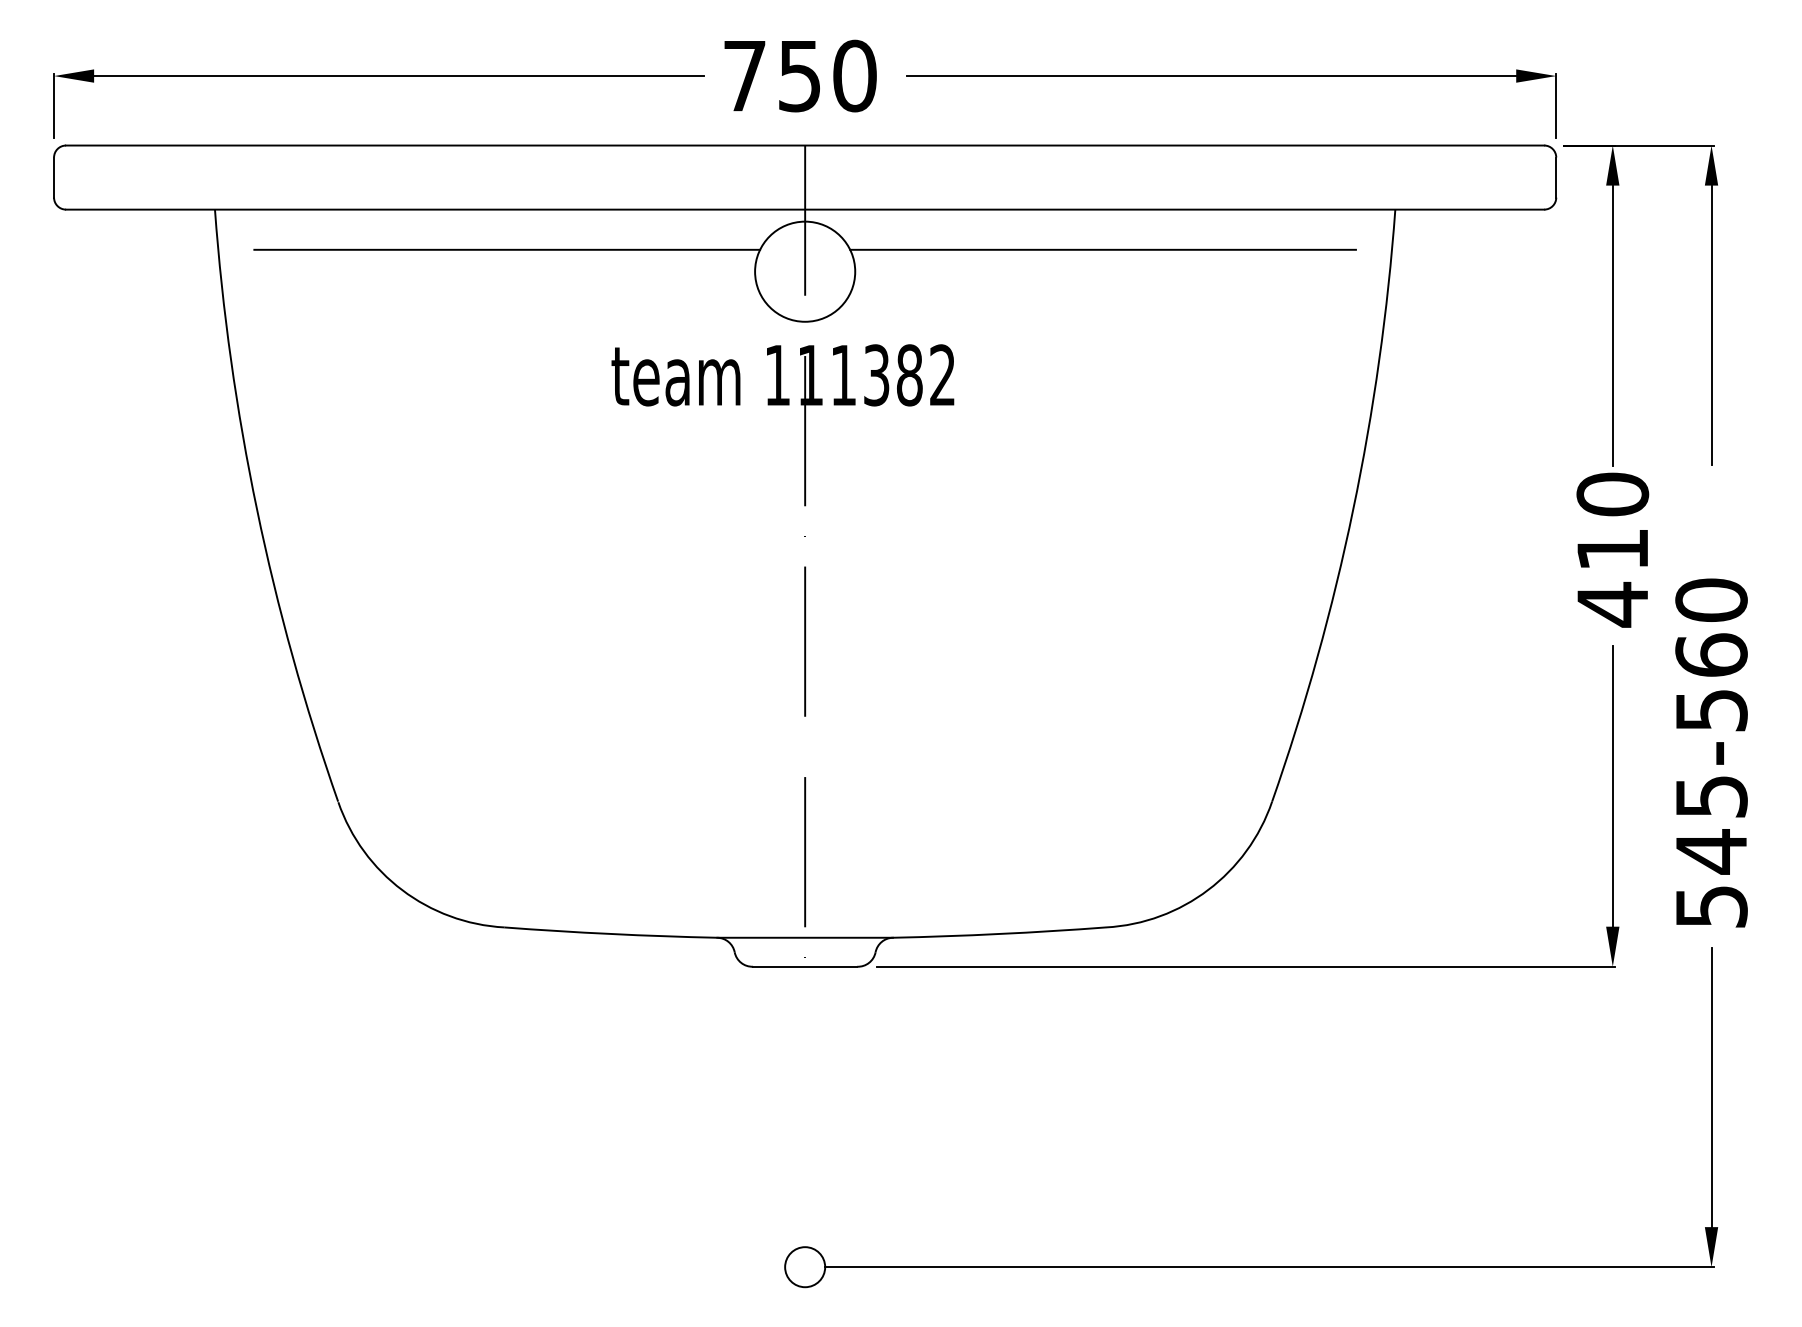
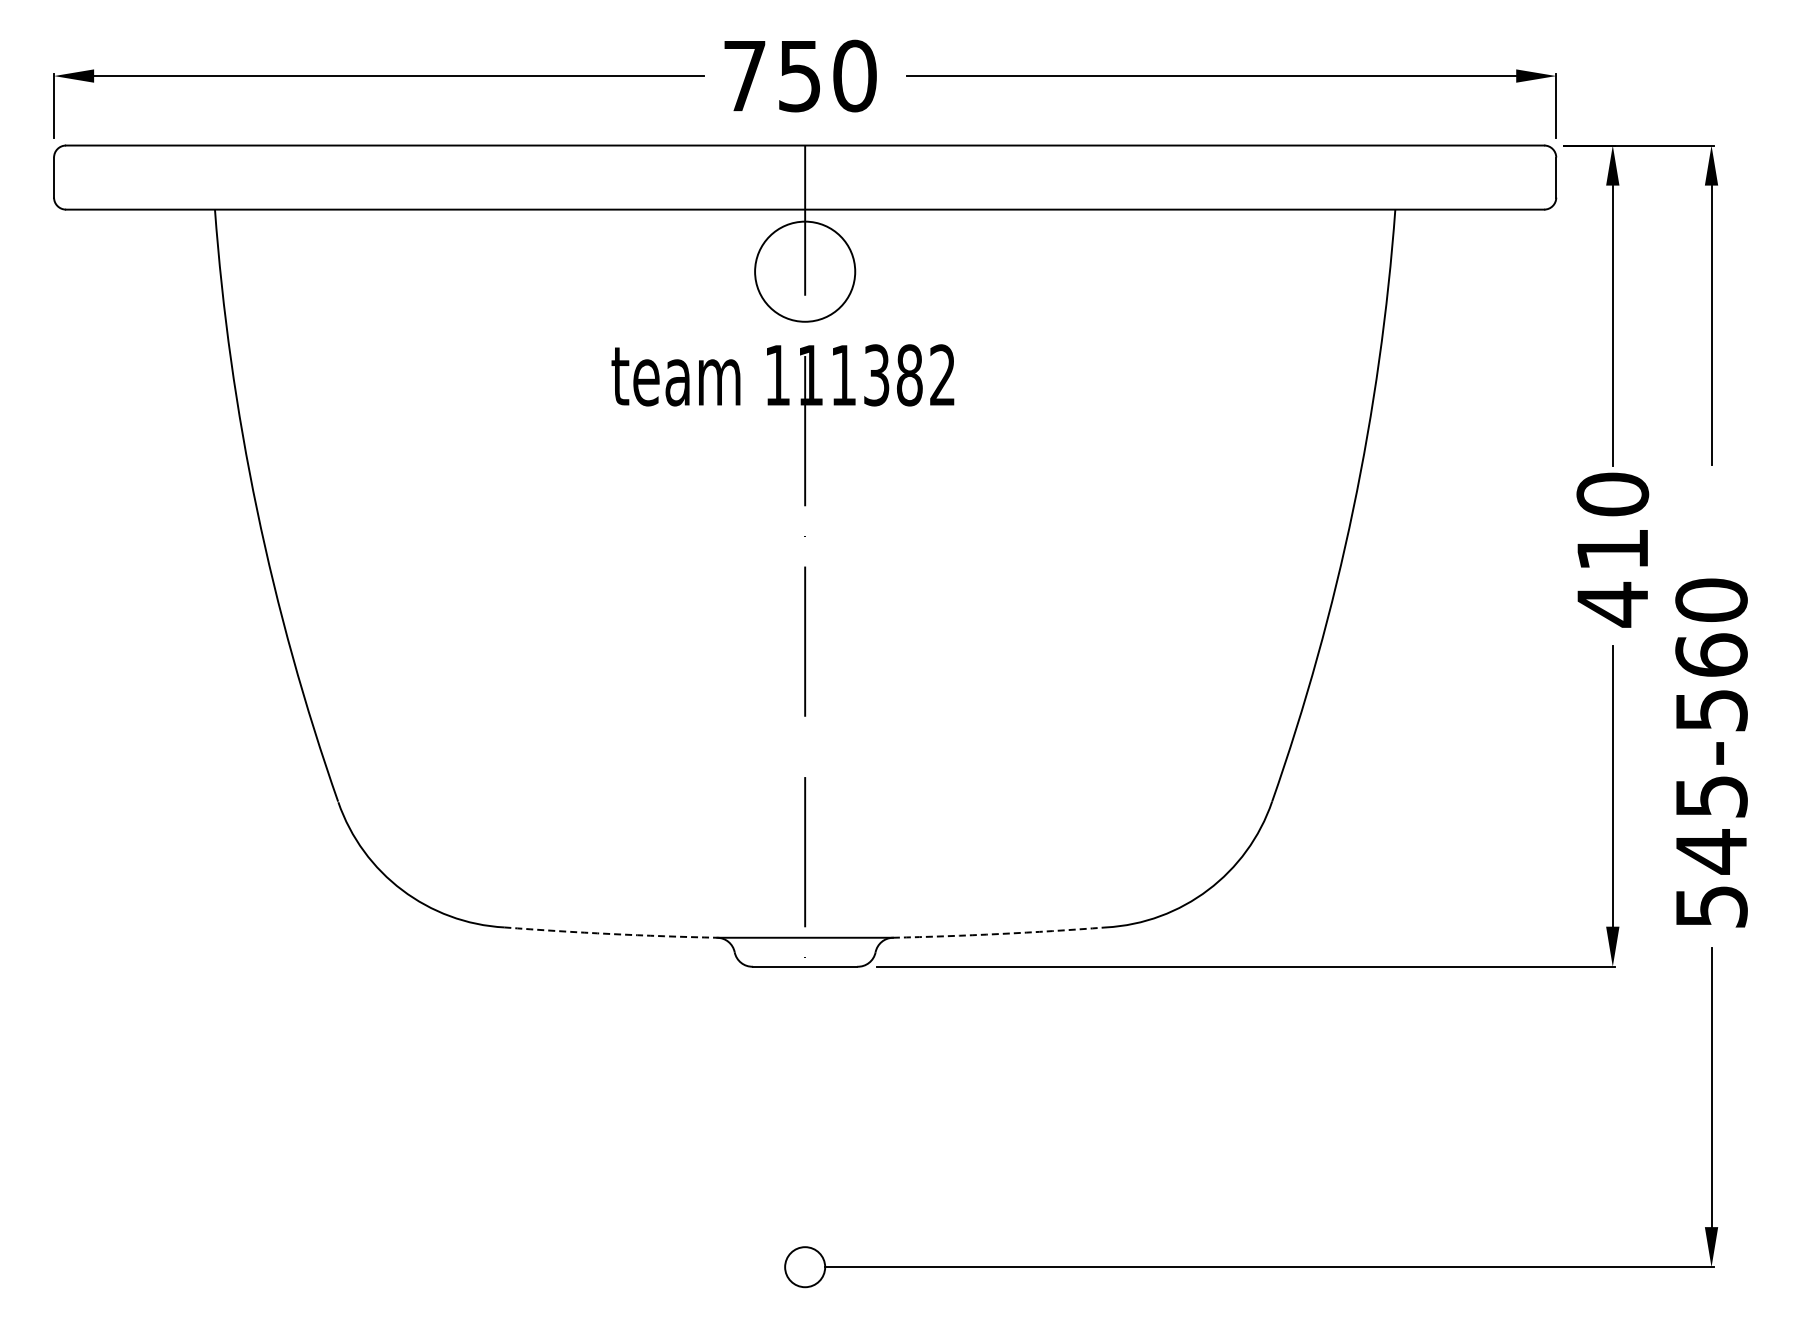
line: present -> none (507, 249)
line: present -> none (1102, 249)
arc: solid -> dashed (610, 934)
arc: solid -> dashed (999, 934)
